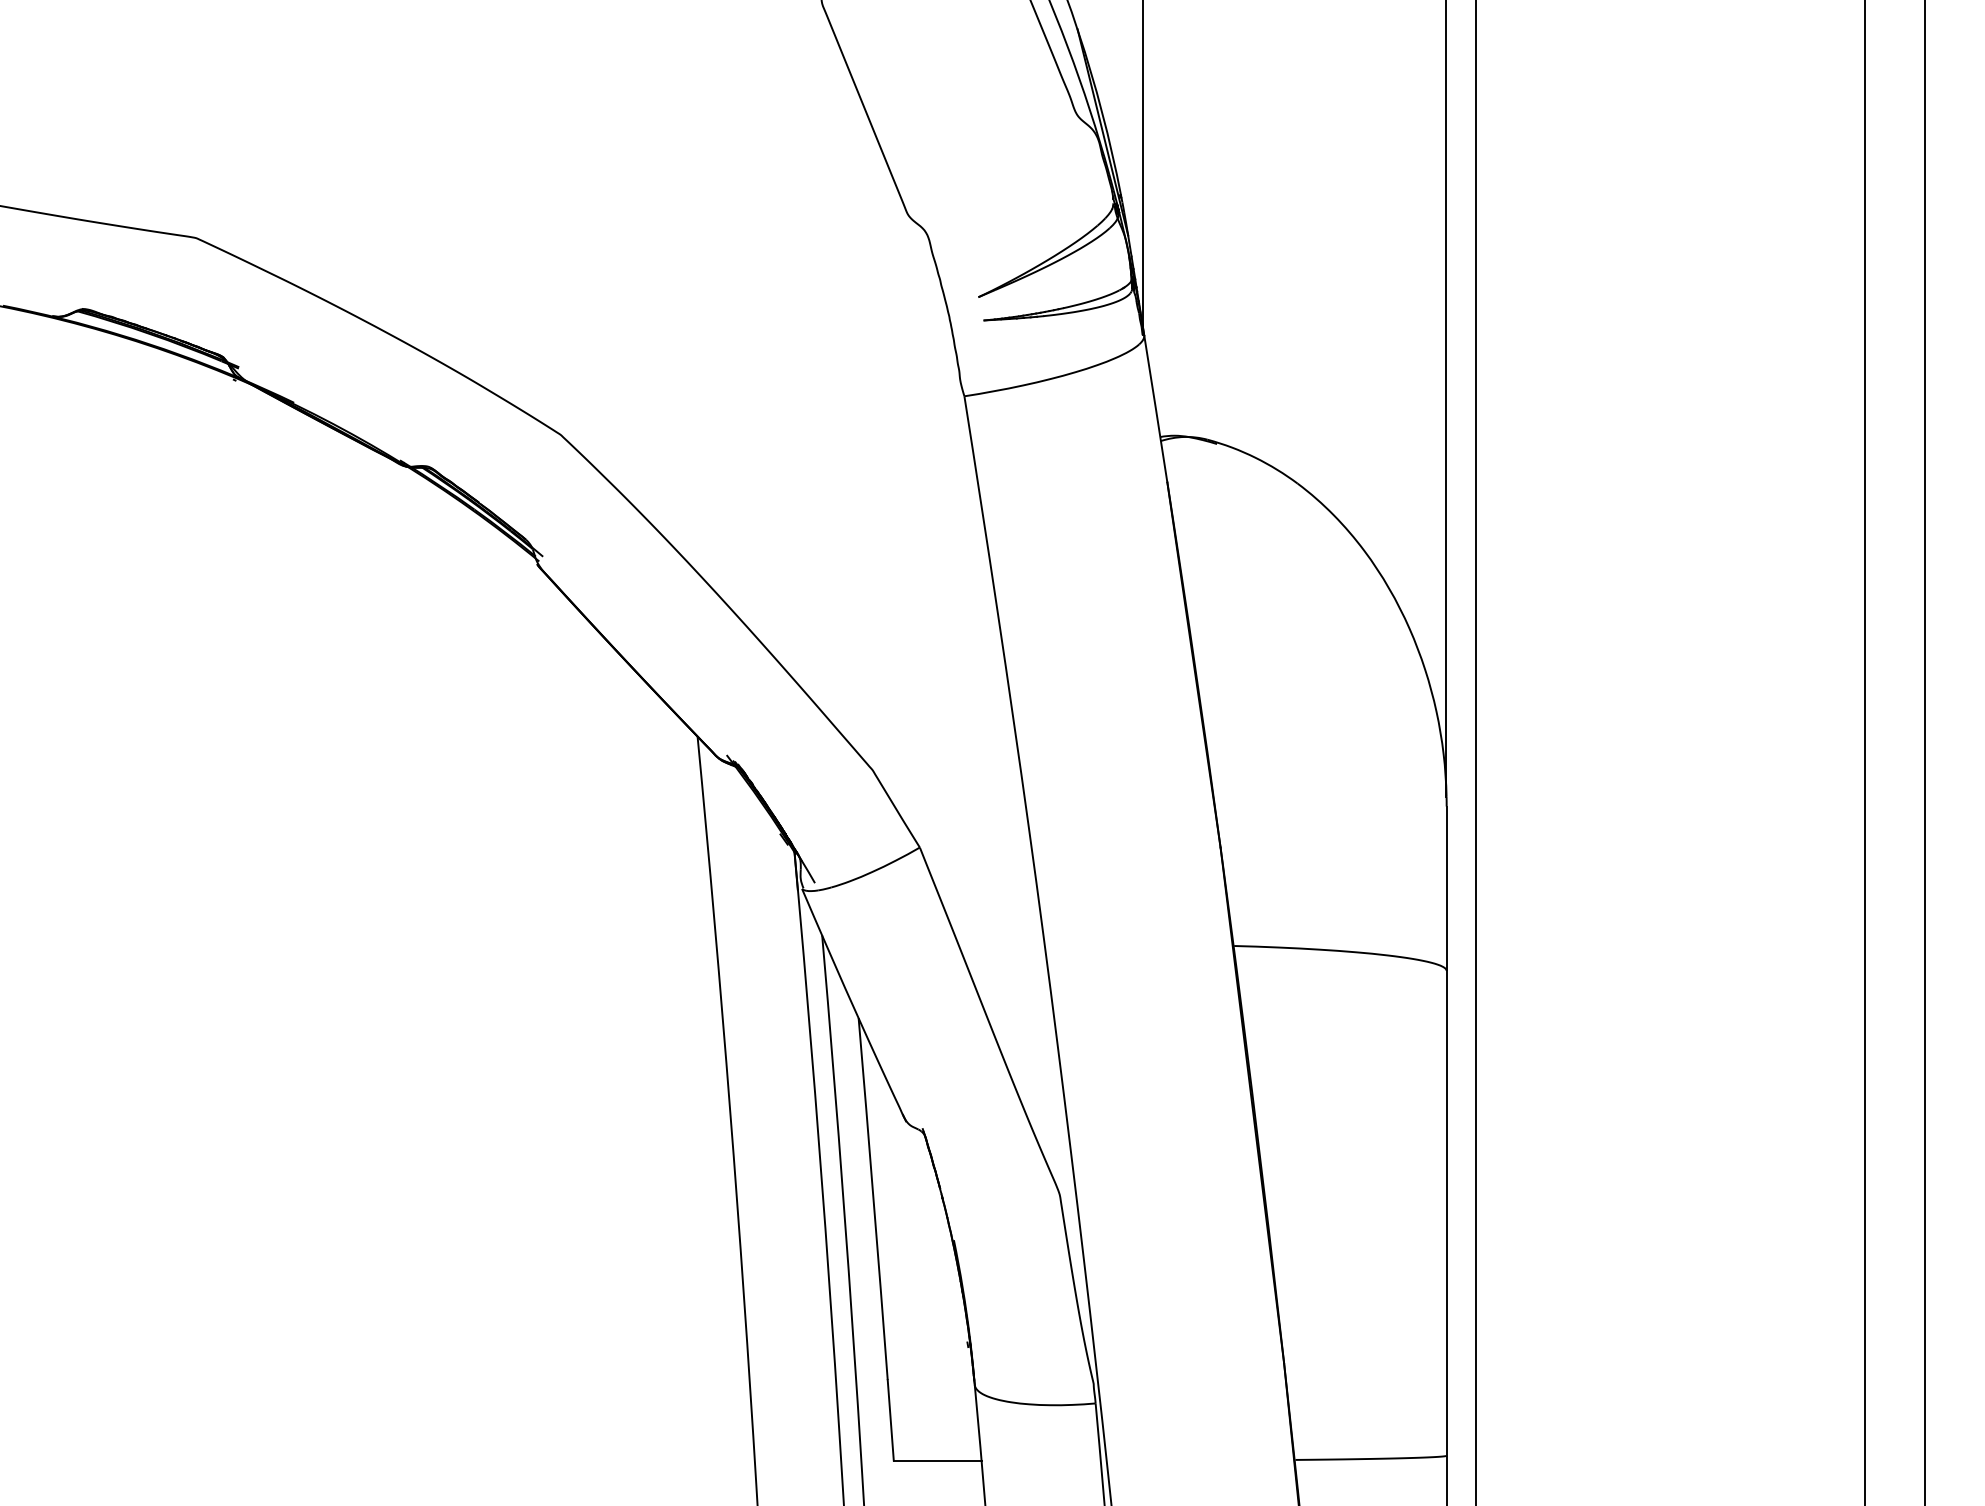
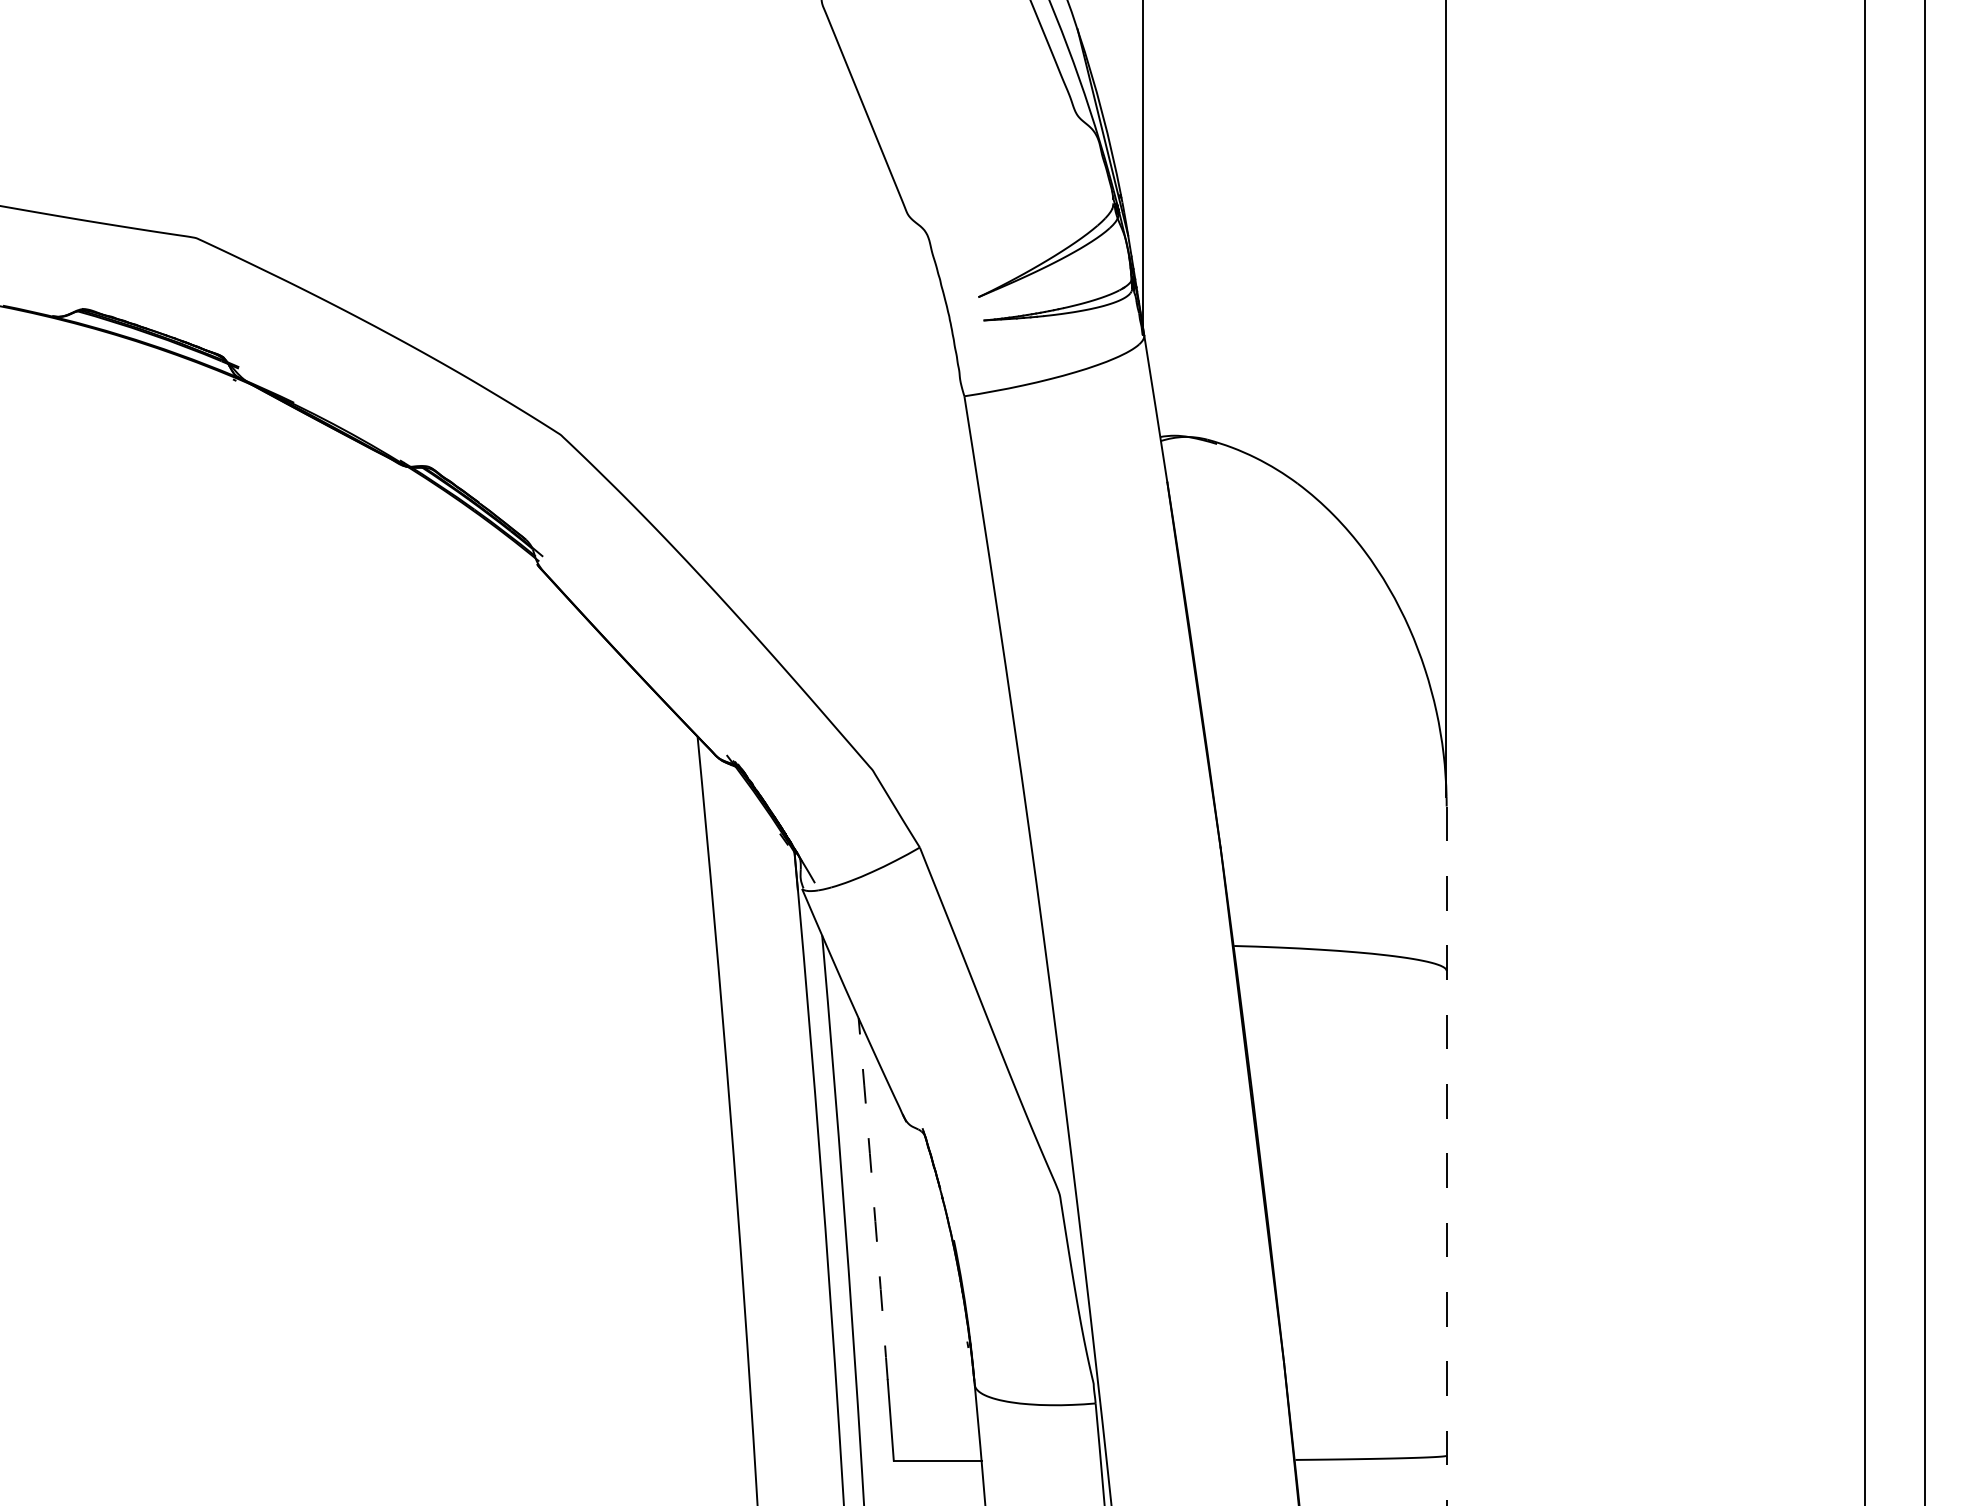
line: present -> none (1476, 752)
line: solid -> dashed (1446, 1156)
arc: solid -> dashed (873, 1199)
